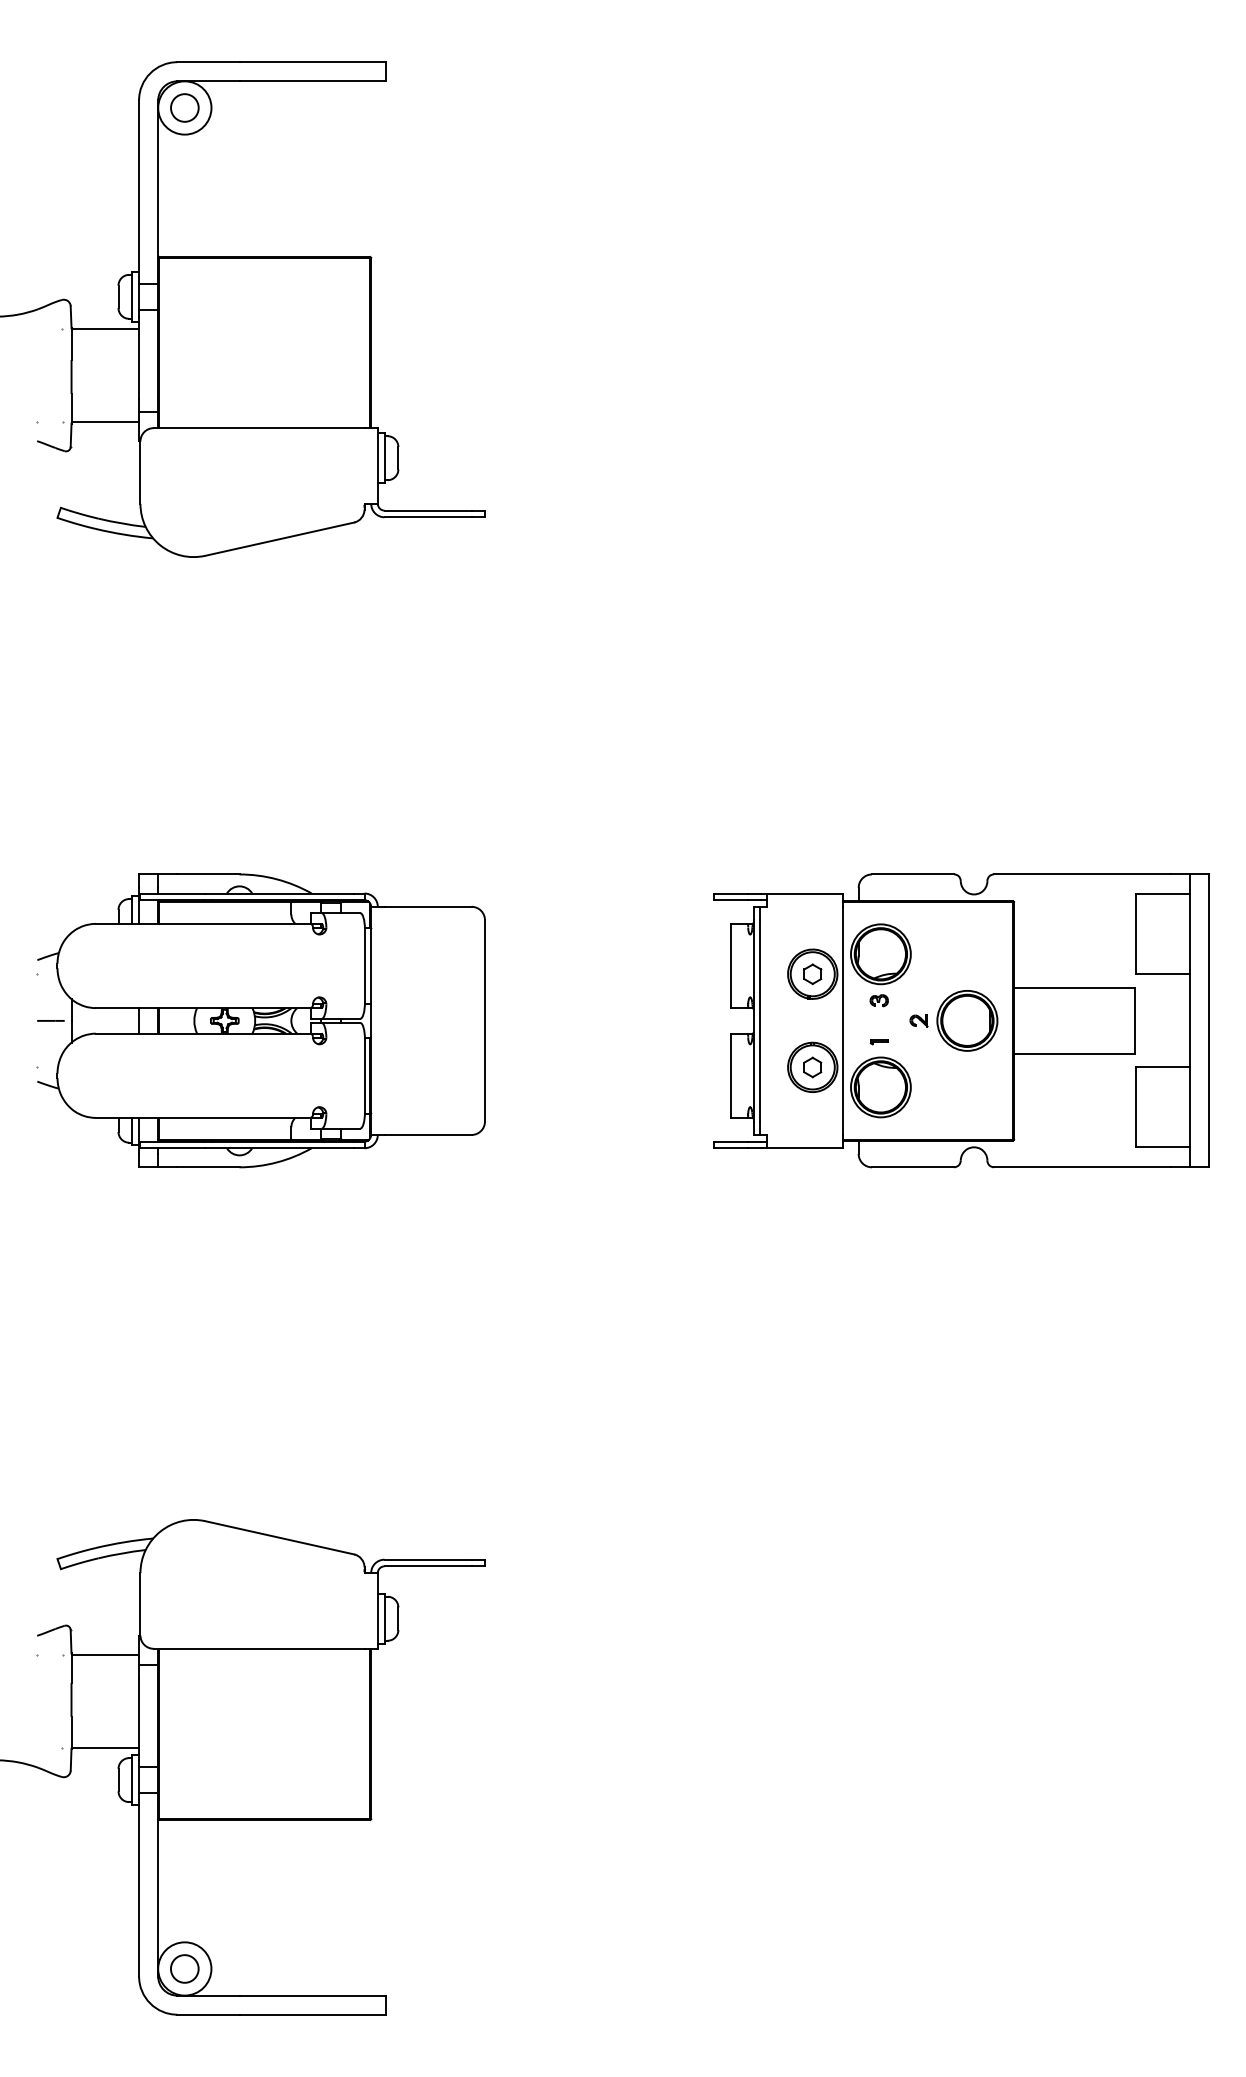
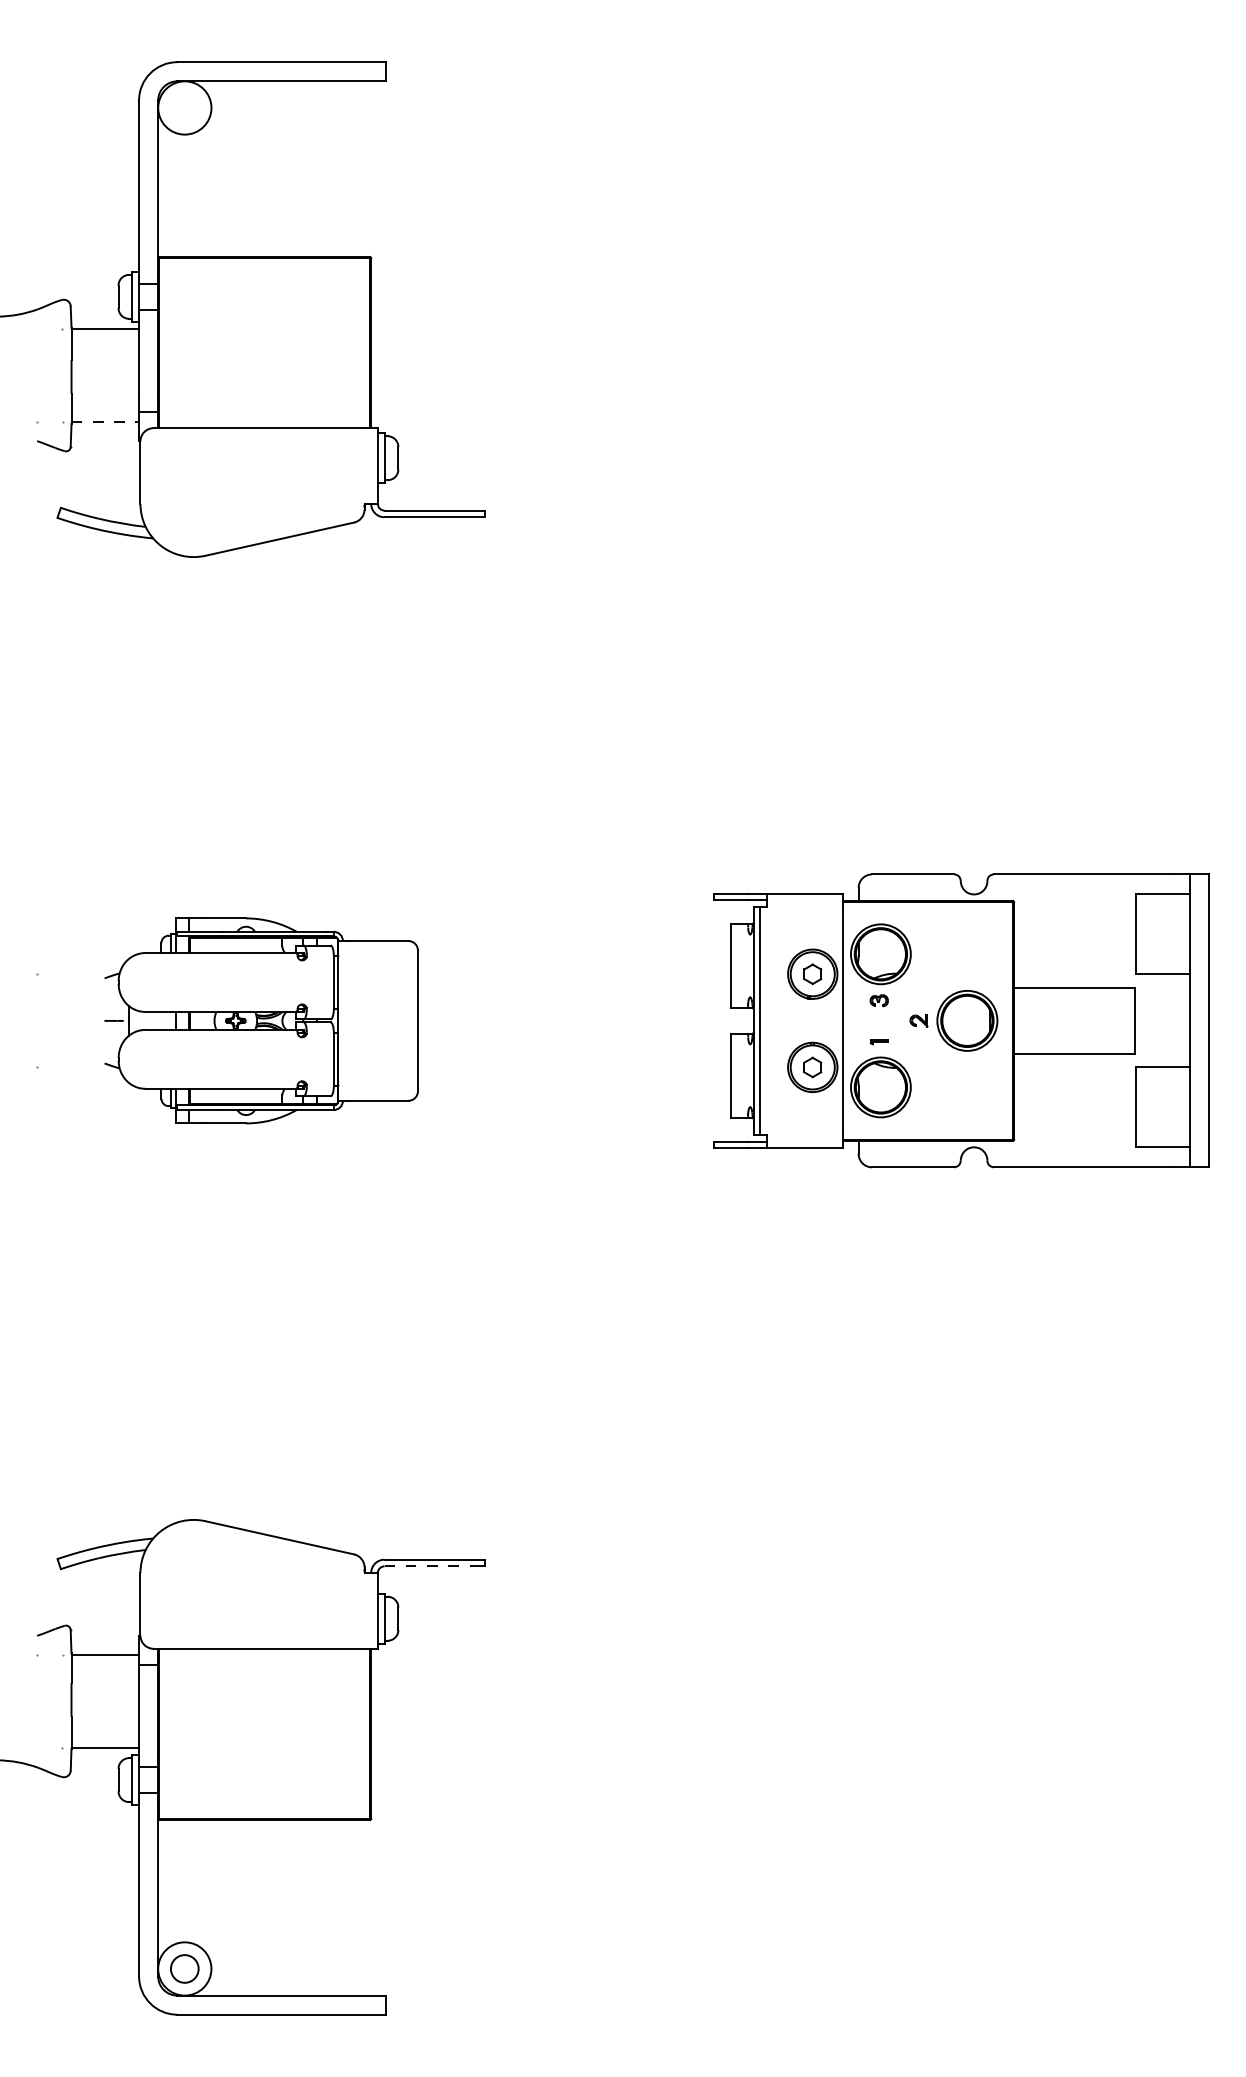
circle: present -> none (184, 107)
line: solid -> dashed (105, 422)
part size: 449x296 px -> 315x208 px (261, 1020)
line: solid -> dashed (428, 1566)
